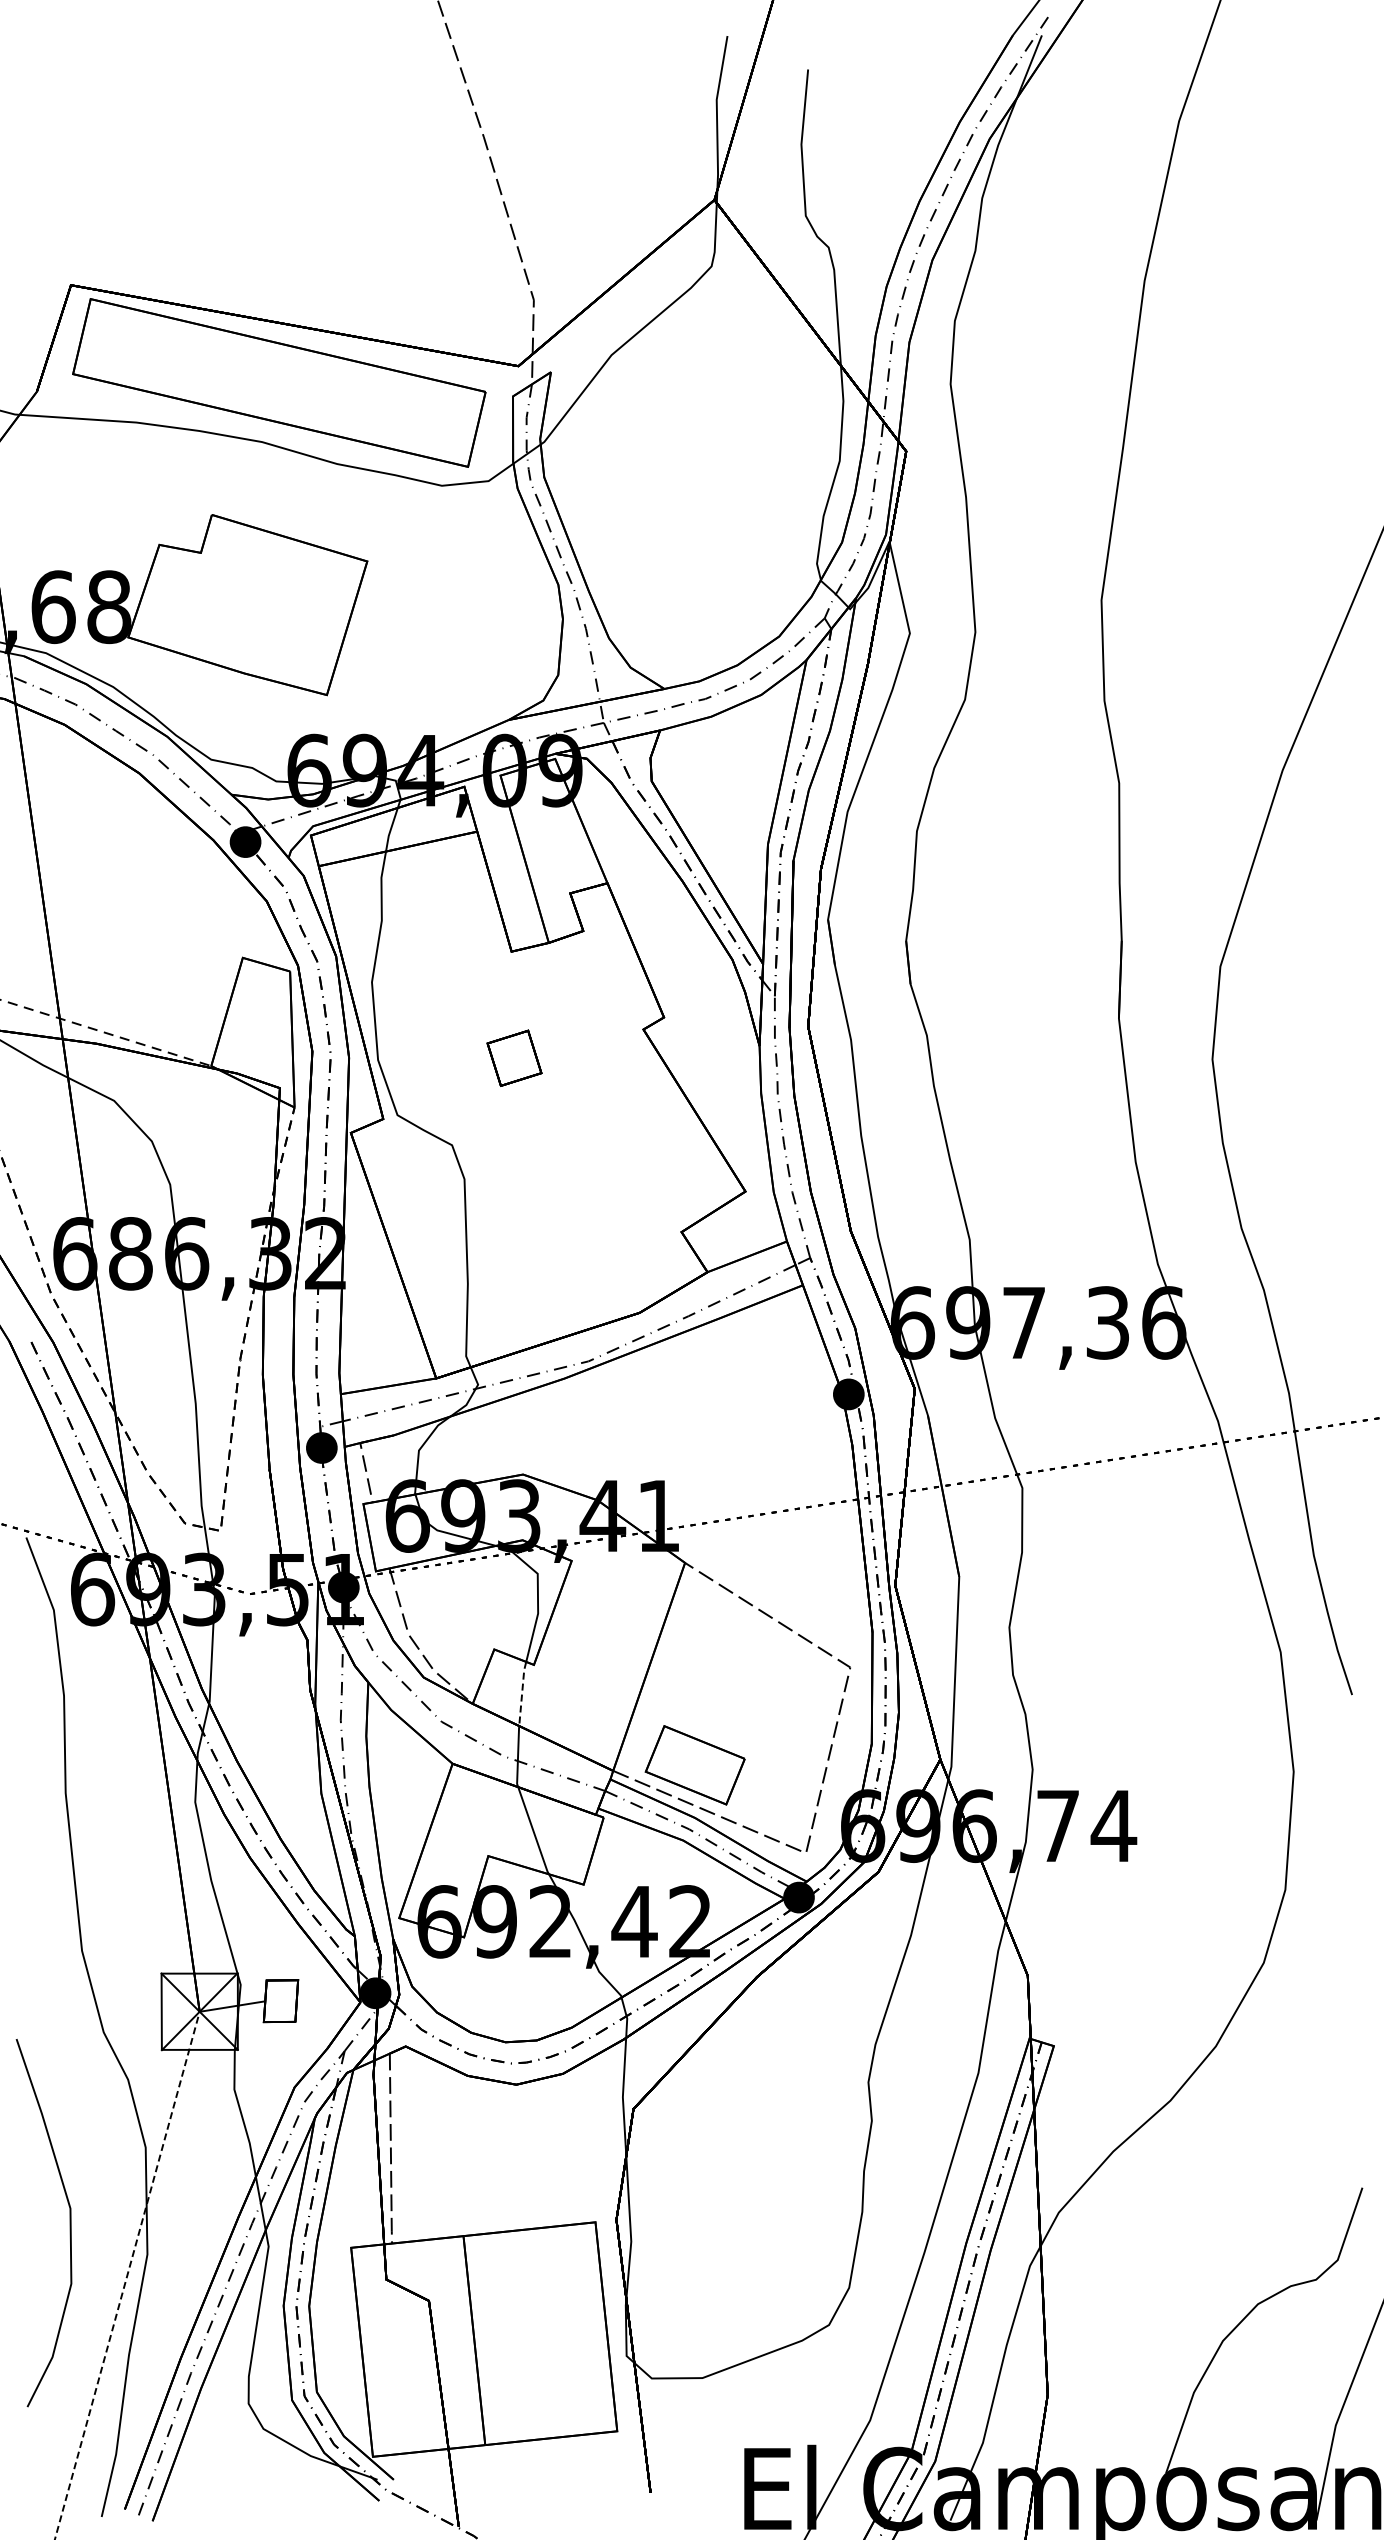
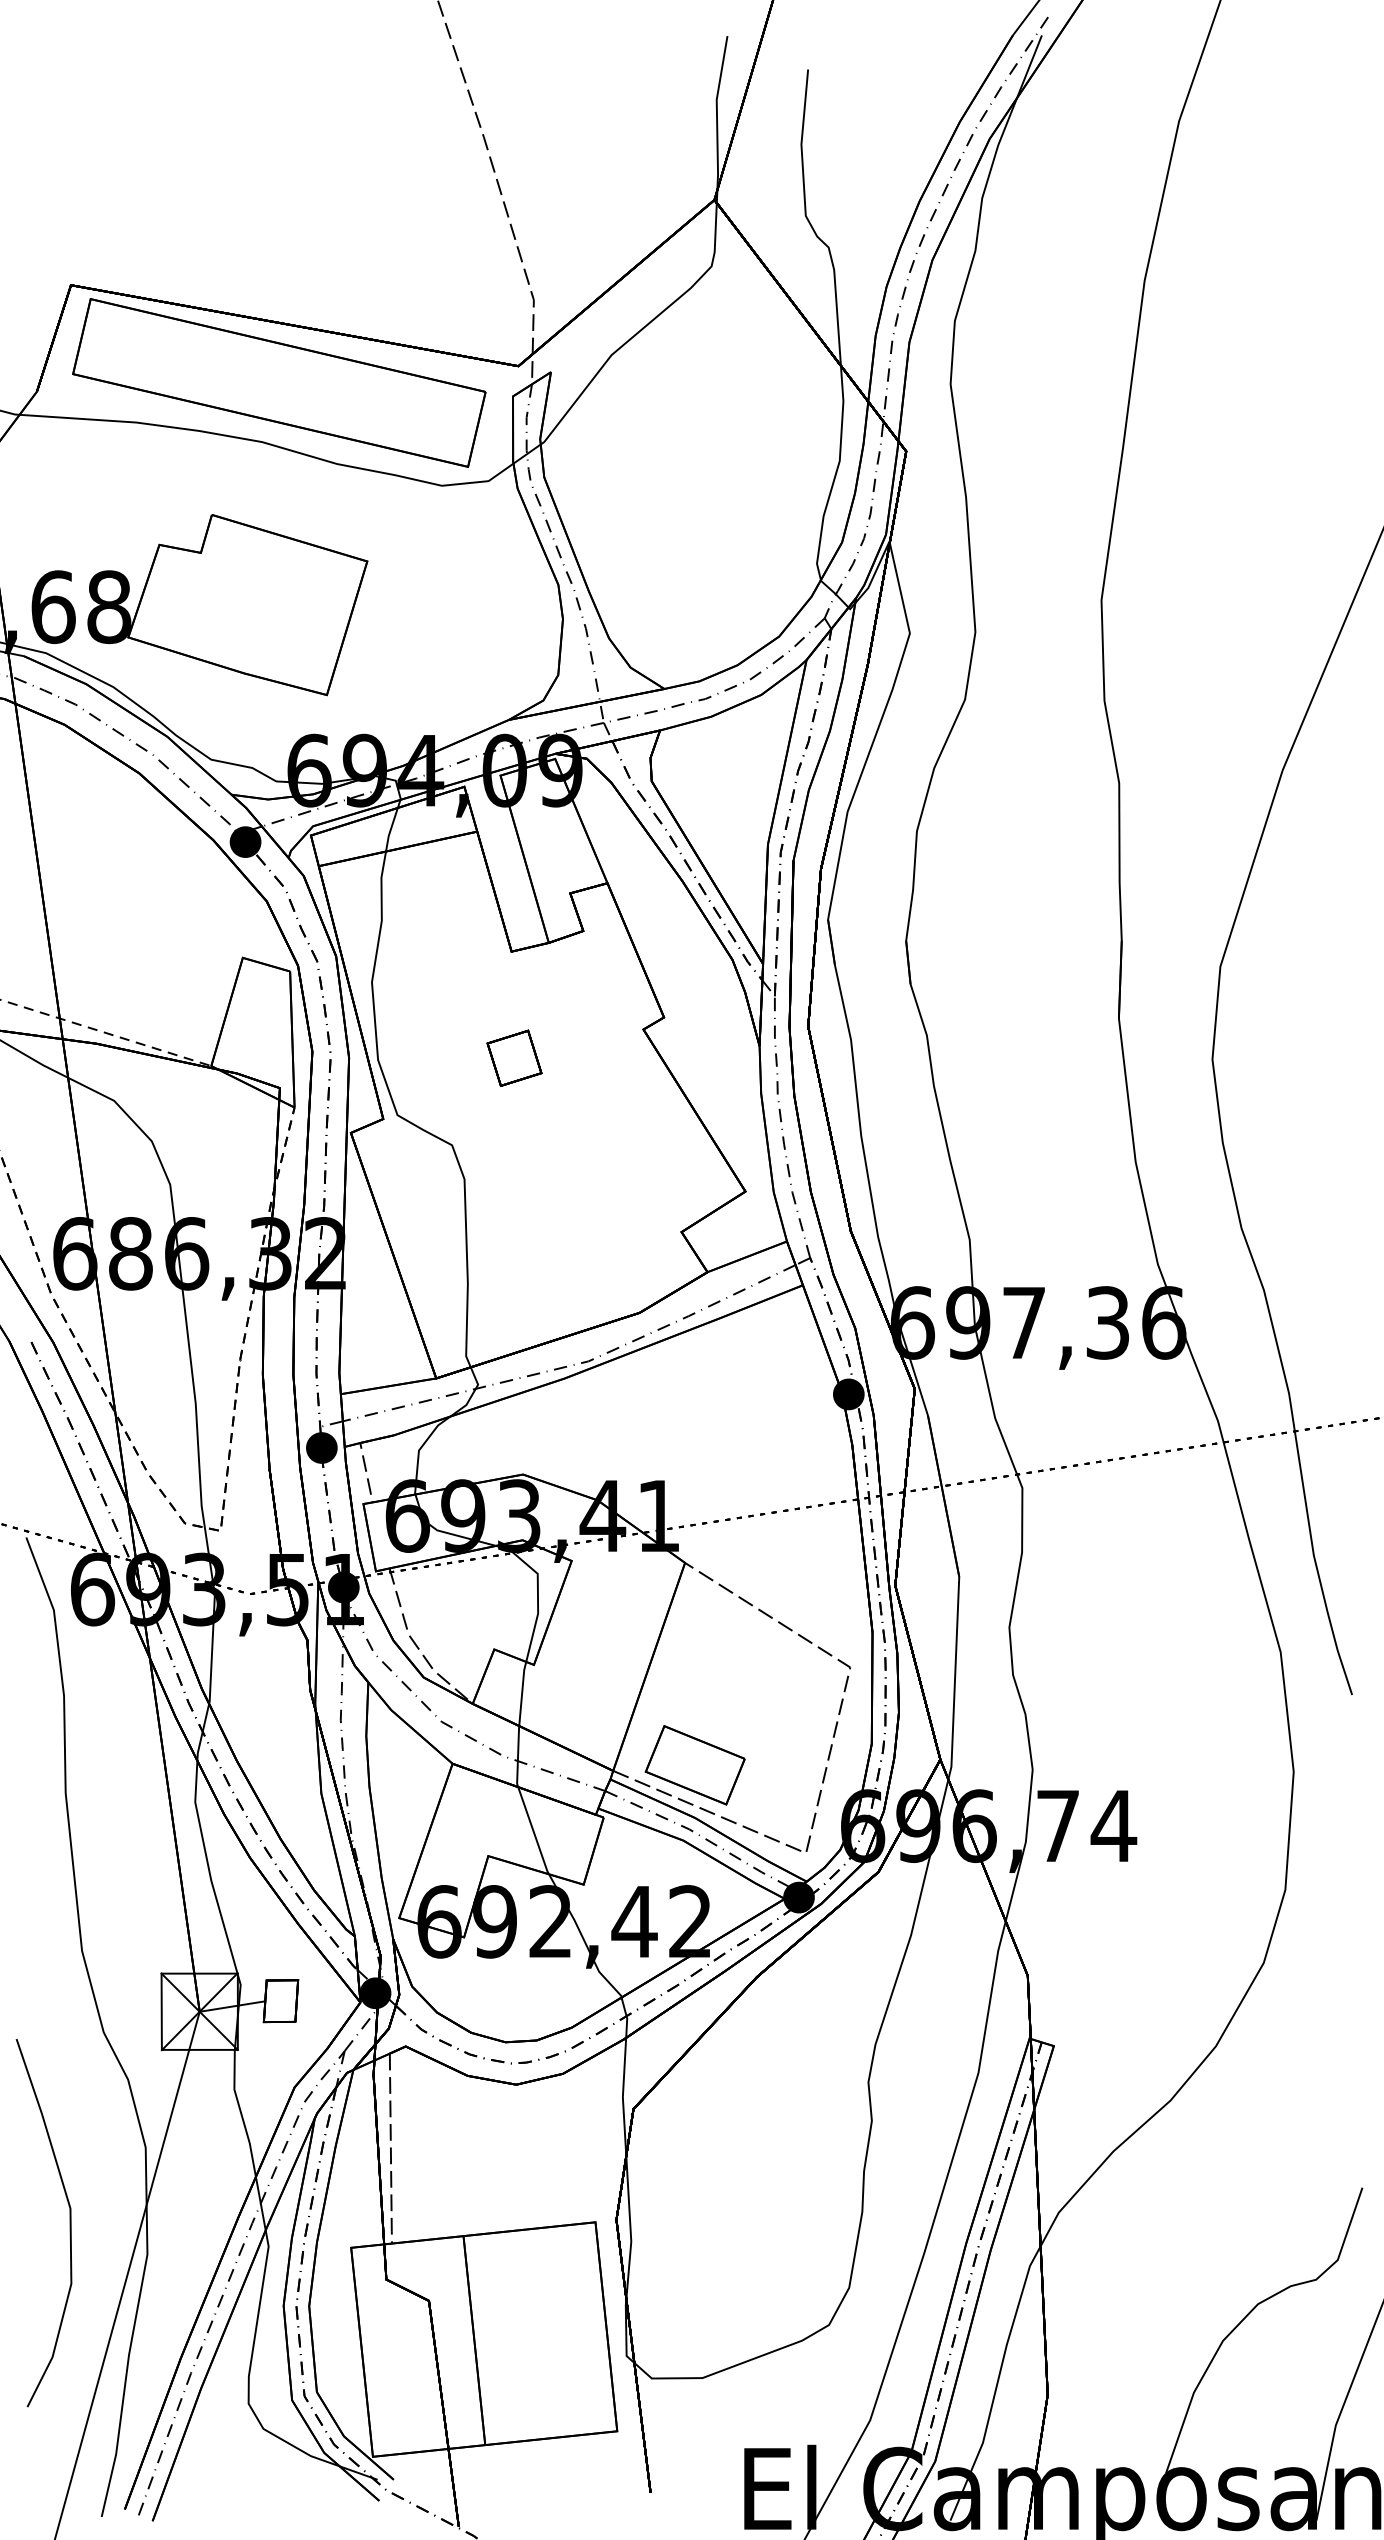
line: dashed -> solid (522, 1693)
line: dashed -> solid (127, 2274)
